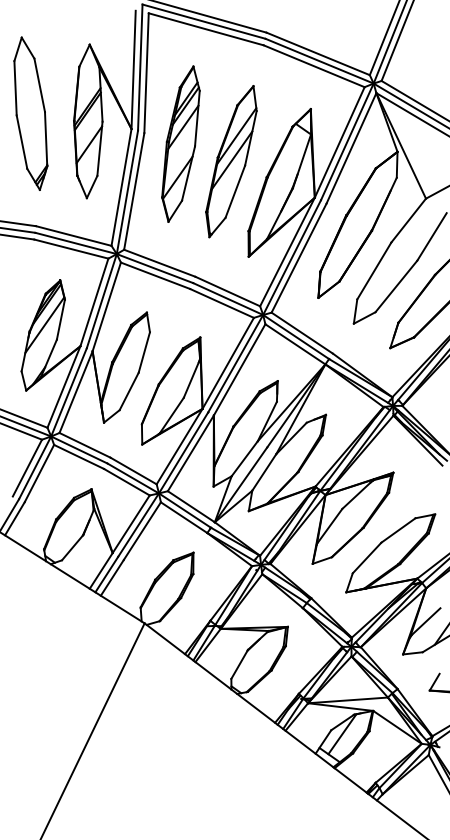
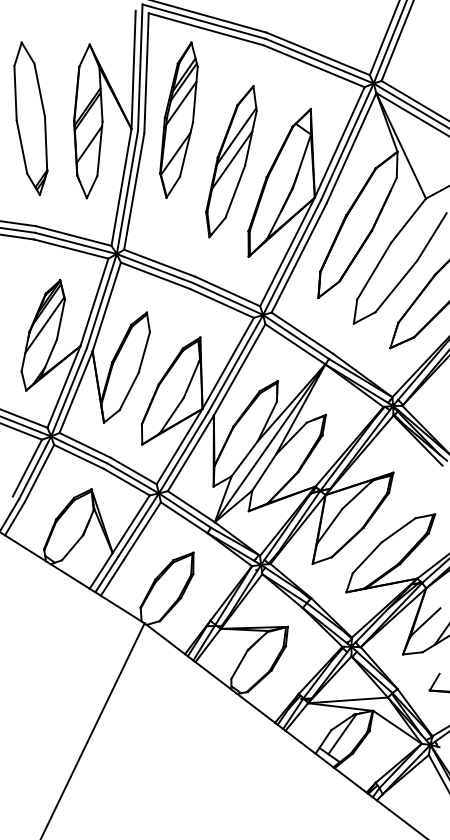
part position: (30, 113) -> (30, 118) (30, 118)
part position: (180, 143) -> (178, 119) (178, 119)
